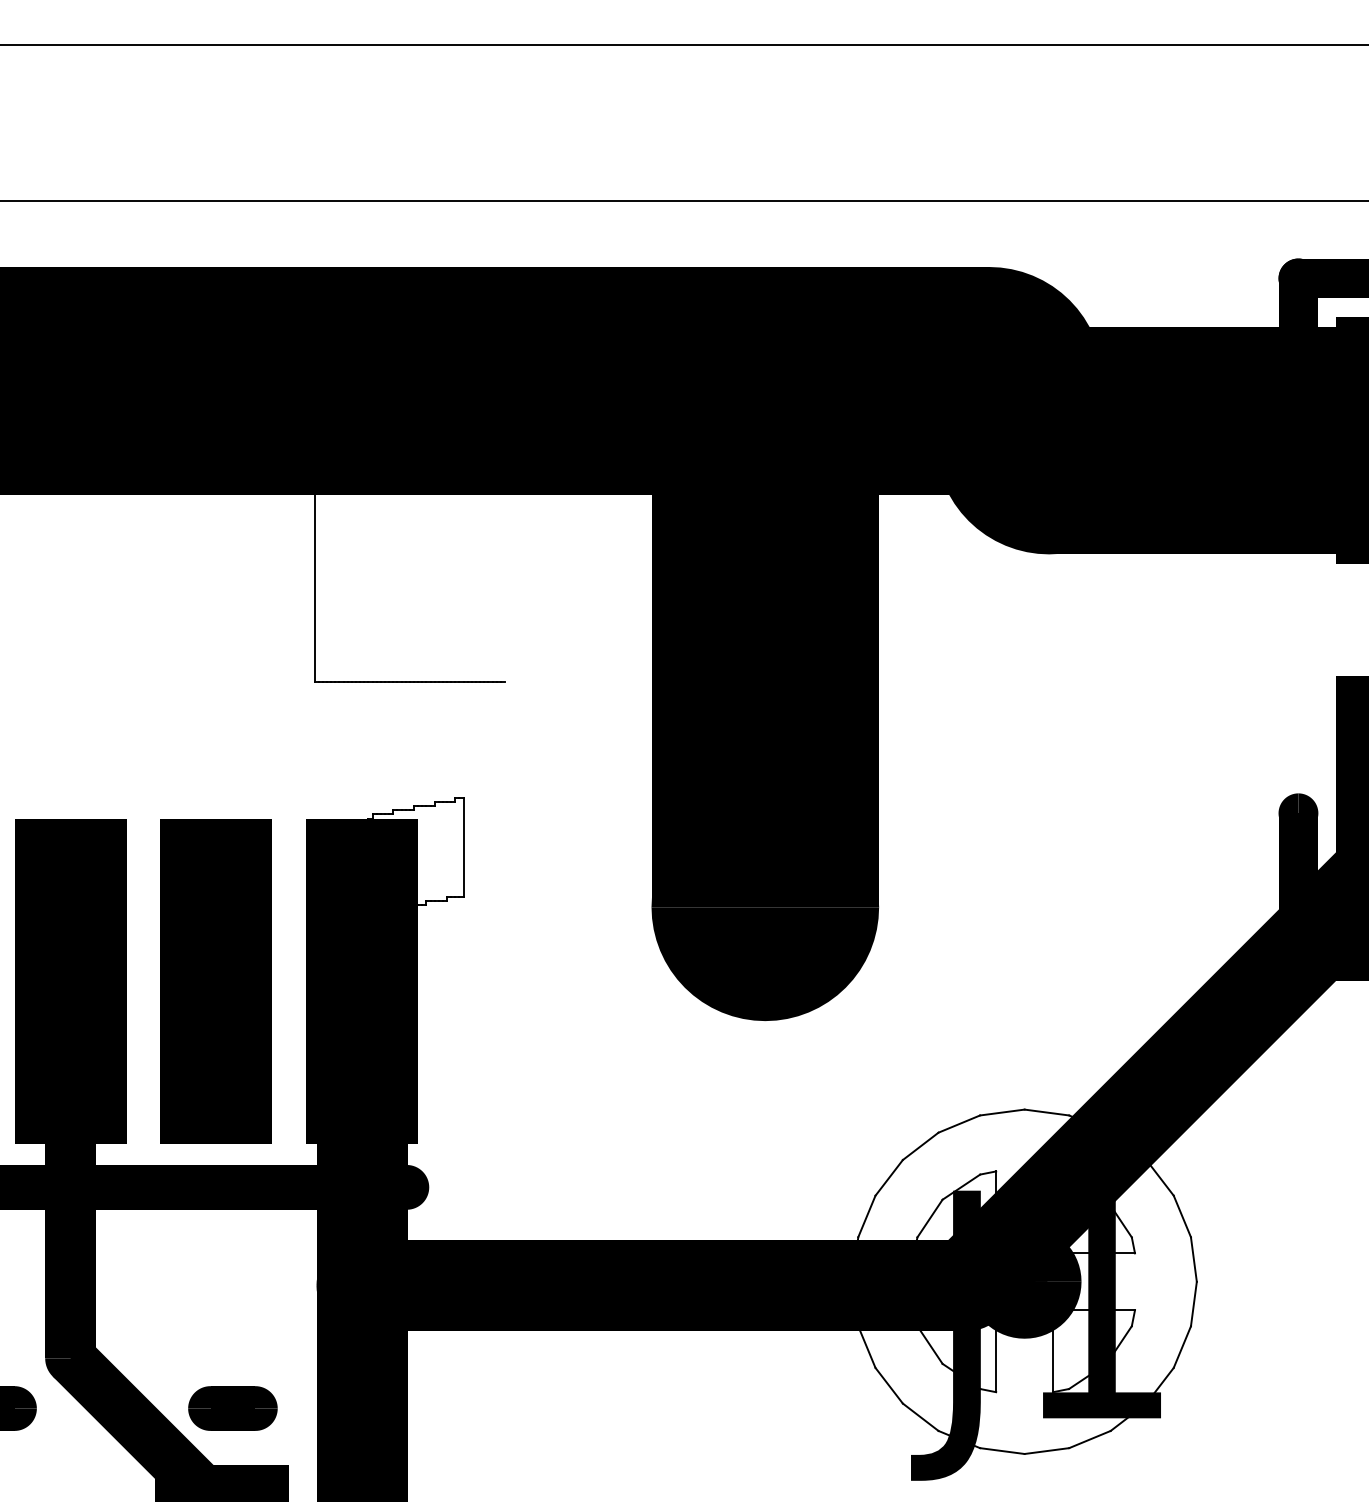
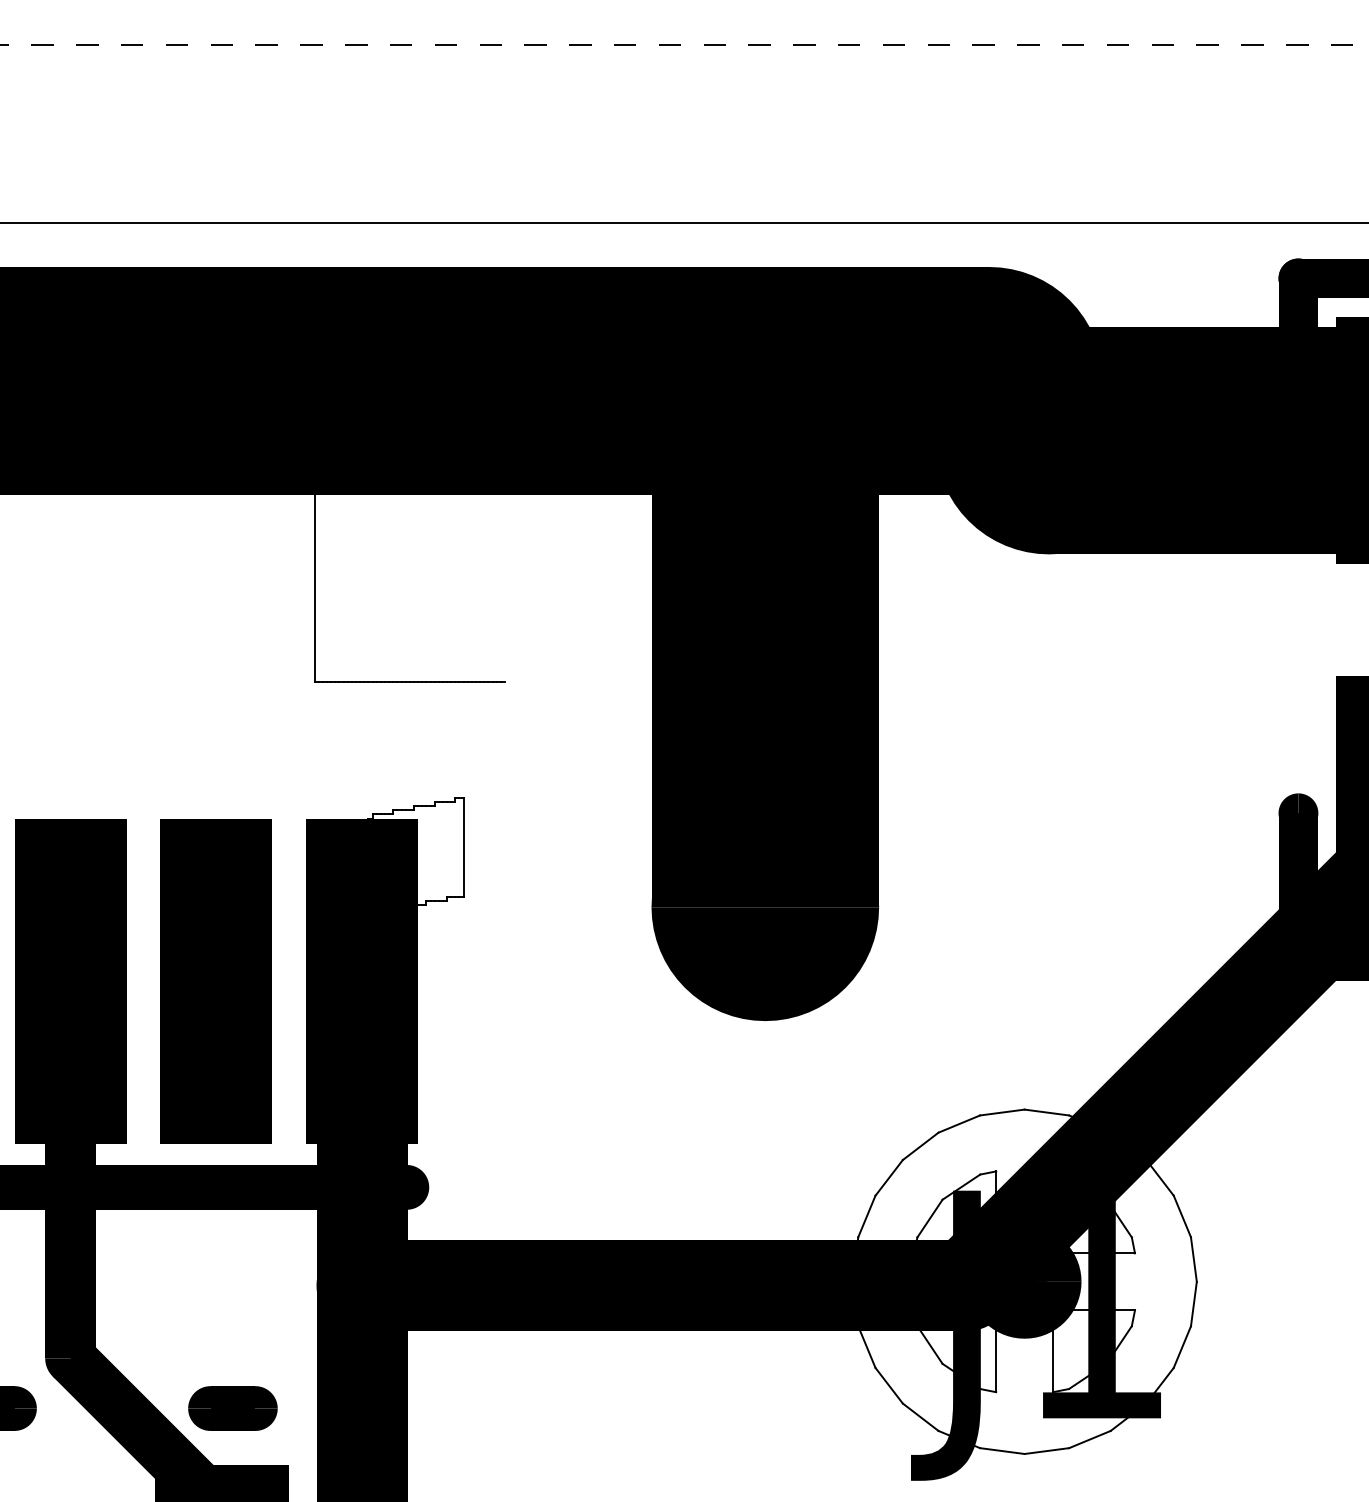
line: solid -> dashed (684, 45)
line position: (683, 200) -> (683, 222) (683, 222)
